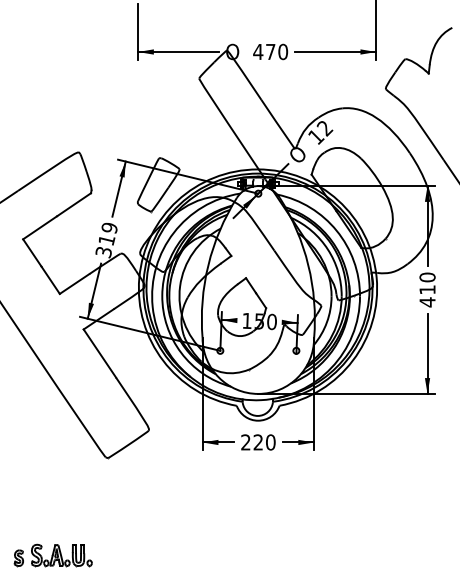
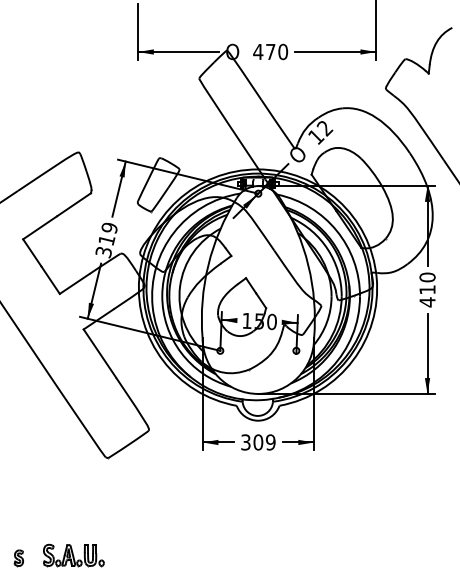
text: 220 -> 309 (258, 442)
part position: (61, 555) -> (73, 555) (73, 555)
